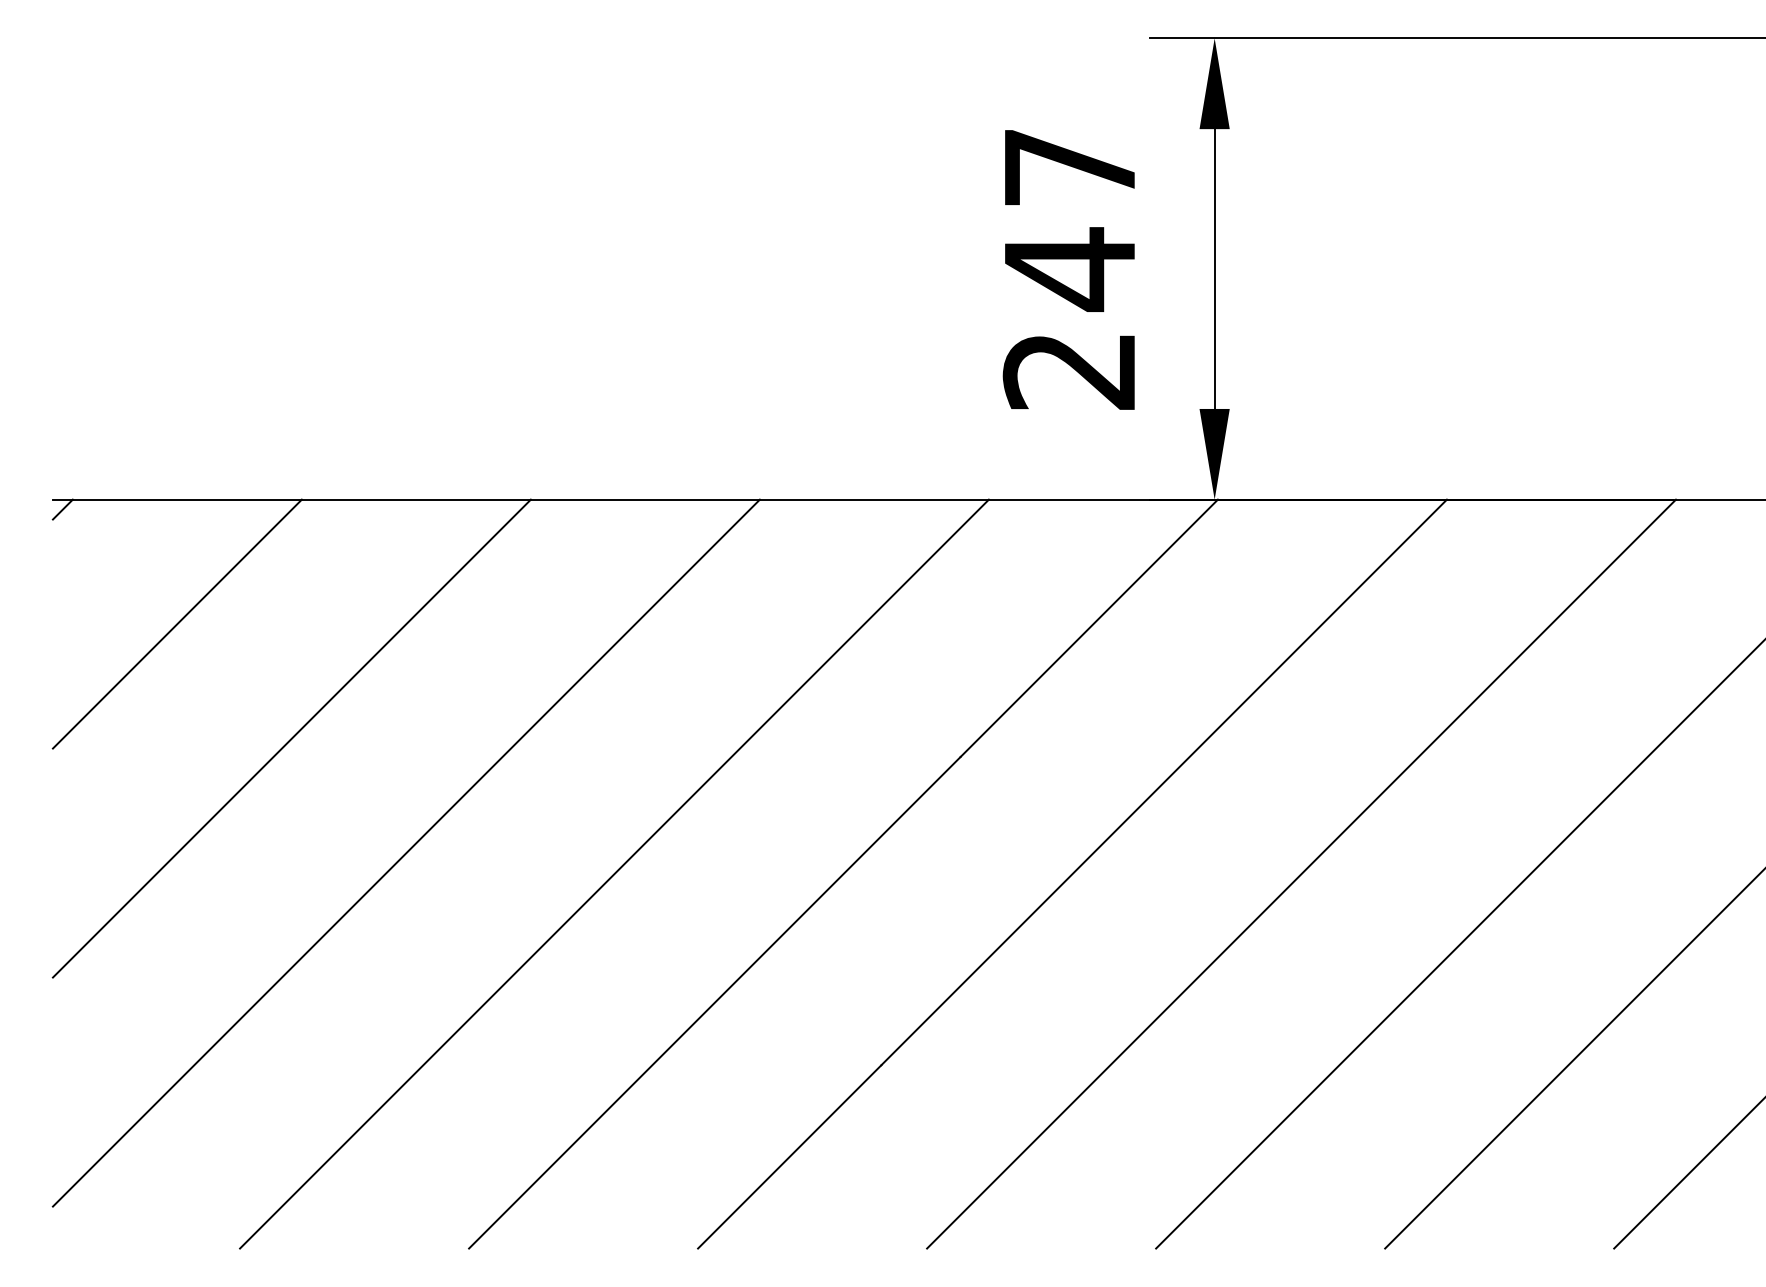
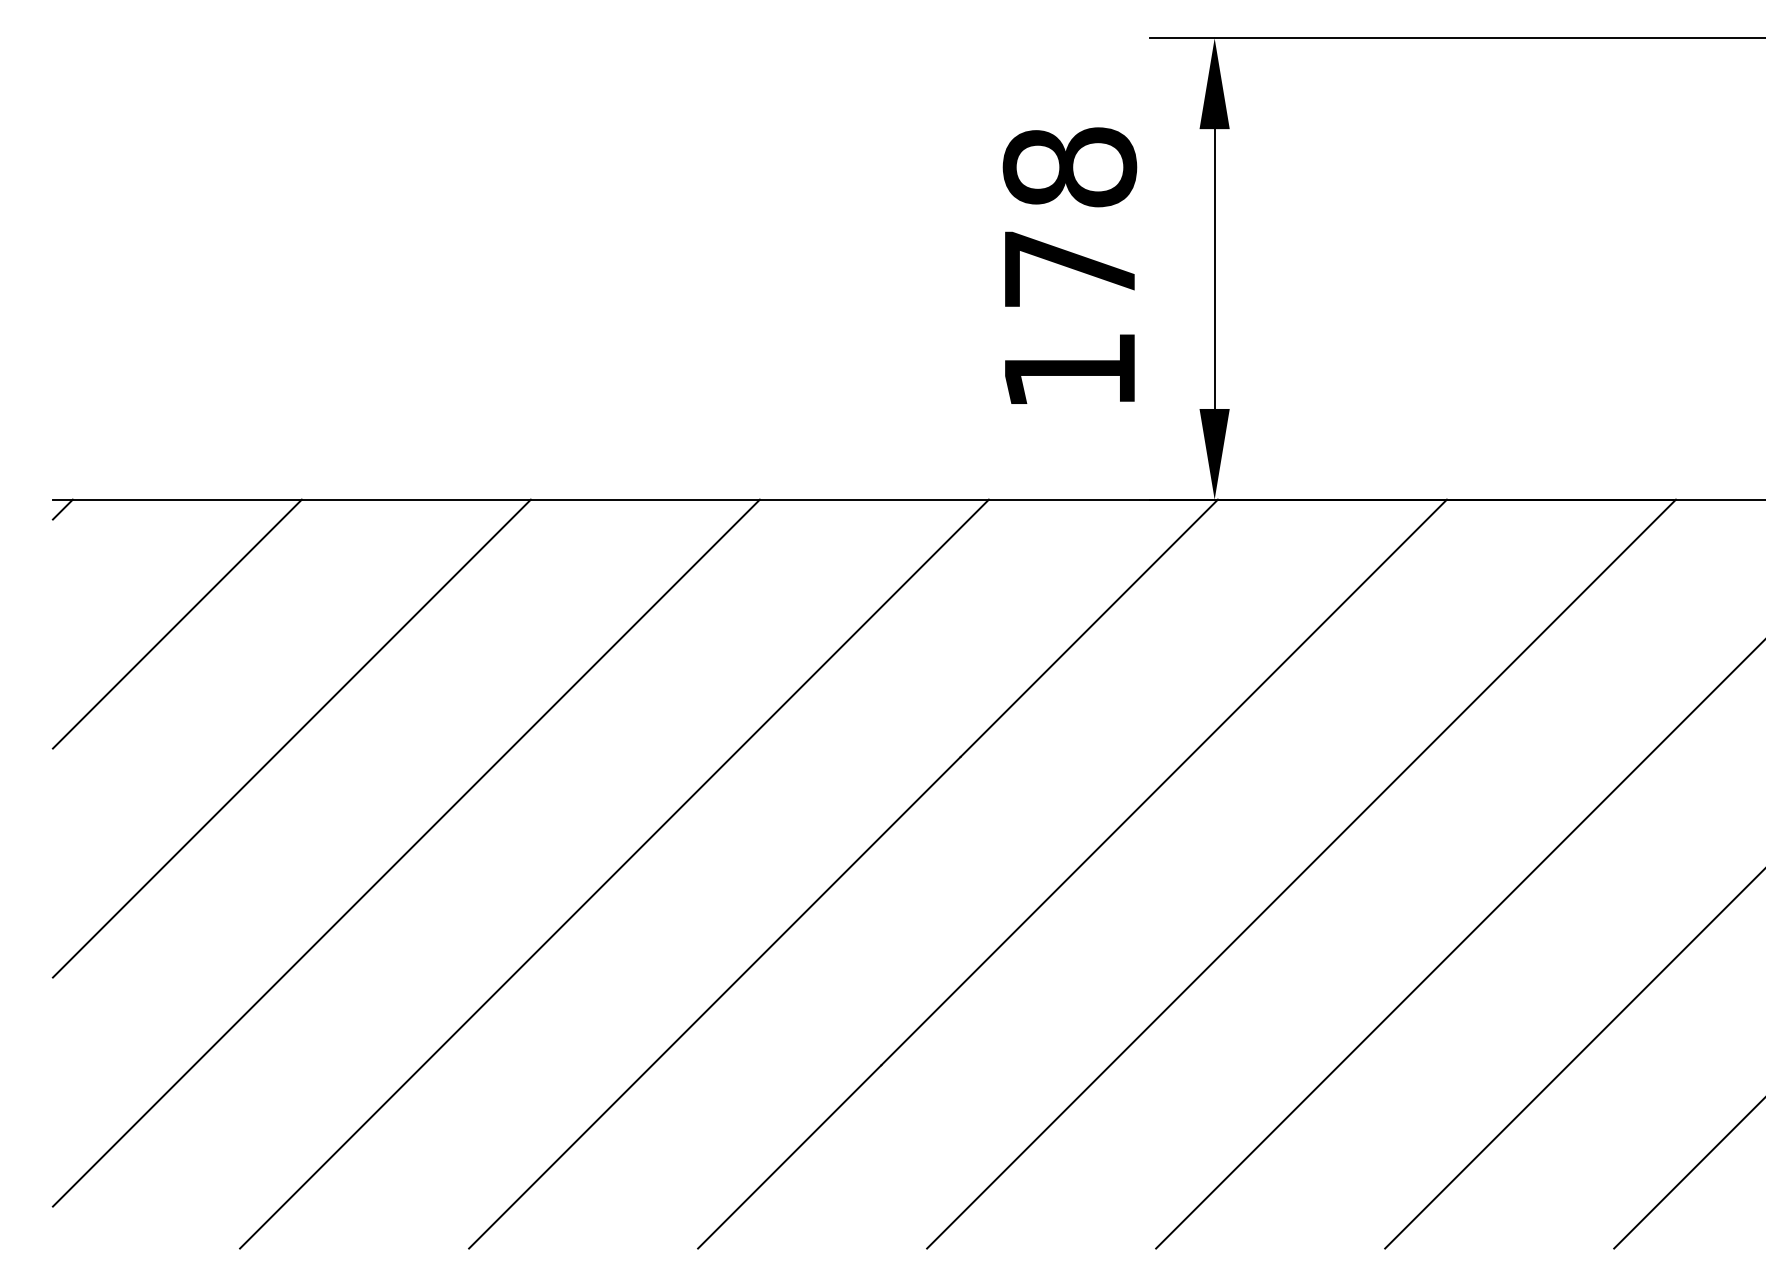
text: 247 -> 178 (1069, 268)
